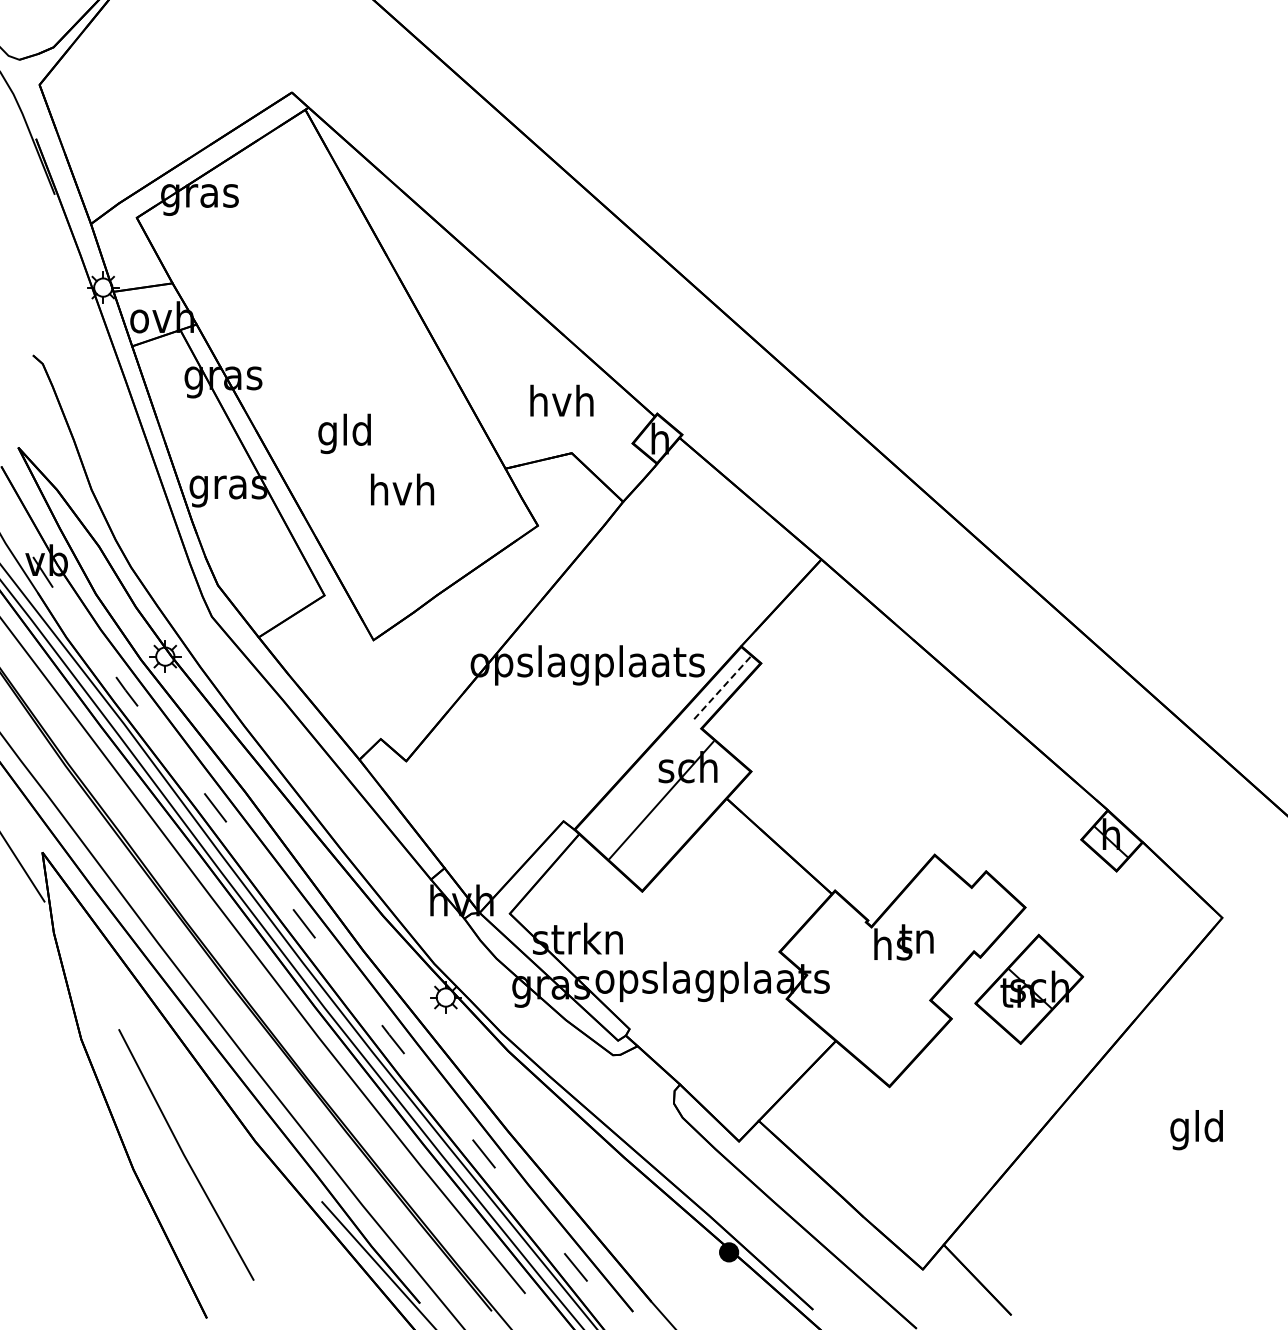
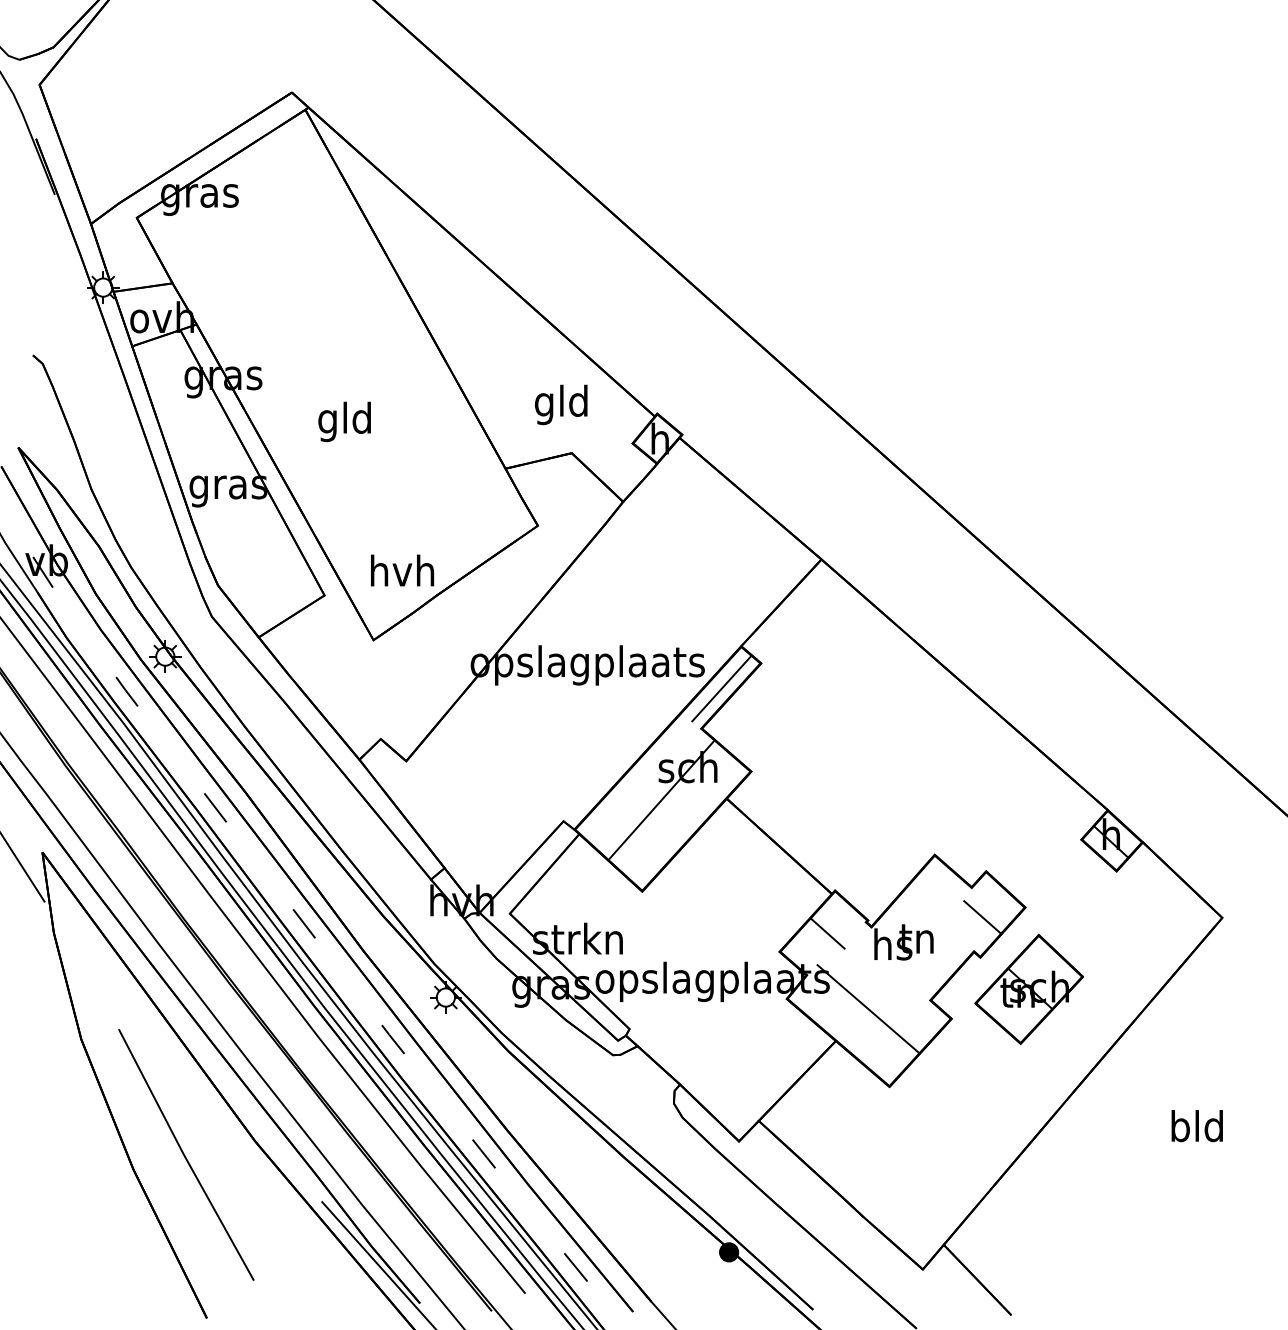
text: hvh -> gld (561, 404)
text position: (344, 433) -> (344, 421) (344, 421)
text position: (402, 489) -> (402, 570) (402, 570)
line: dashed -> solid (721, 689)
line: none -> present (982, 917)
line: none -> present (827, 933)
line: none -> present (867, 1008)
text: gld -> bld (1179, 1130)
